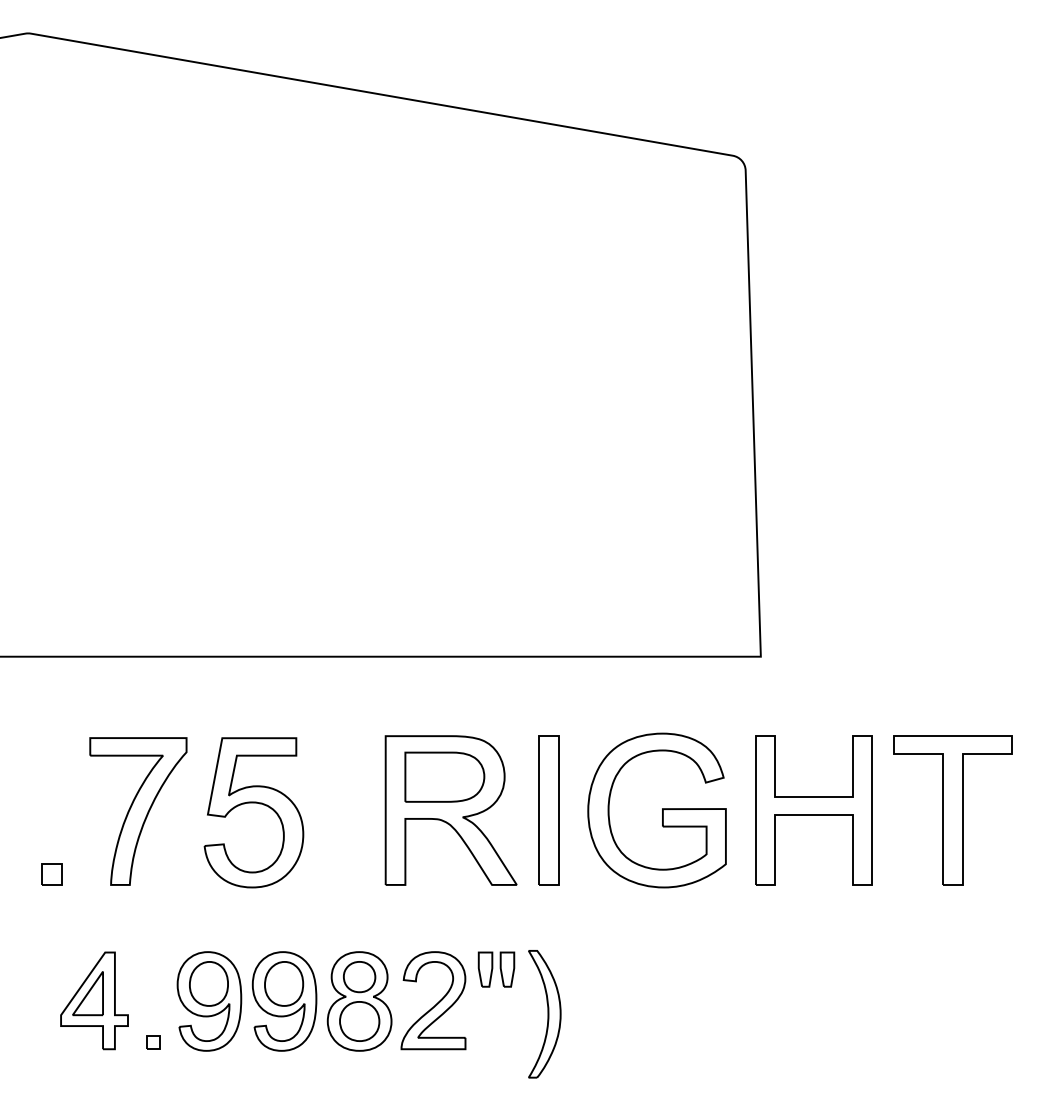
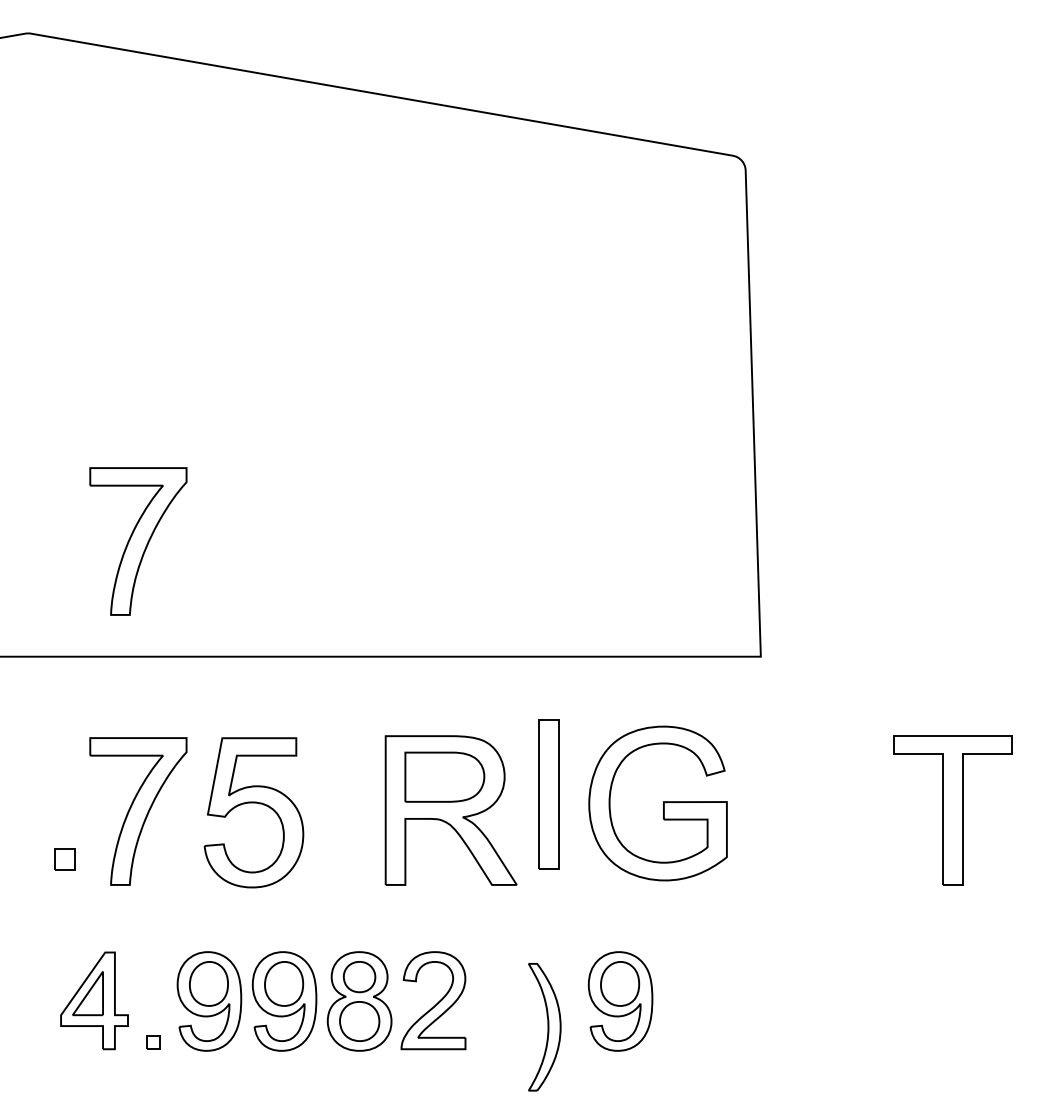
part: none -> present (138, 541)
part position: (548, 810) -> (548, 794) (548, 794)
part position: (656, 810) -> (657, 803) (657, 803)
part: present -> none (813, 810)
part position: (51, 874) -> (64, 859) (64, 859)
part: present -> none (496, 969)
part: none -> present (620, 1001)
part position: (544, 1014) -> (544, 1027) (544, 1027)
